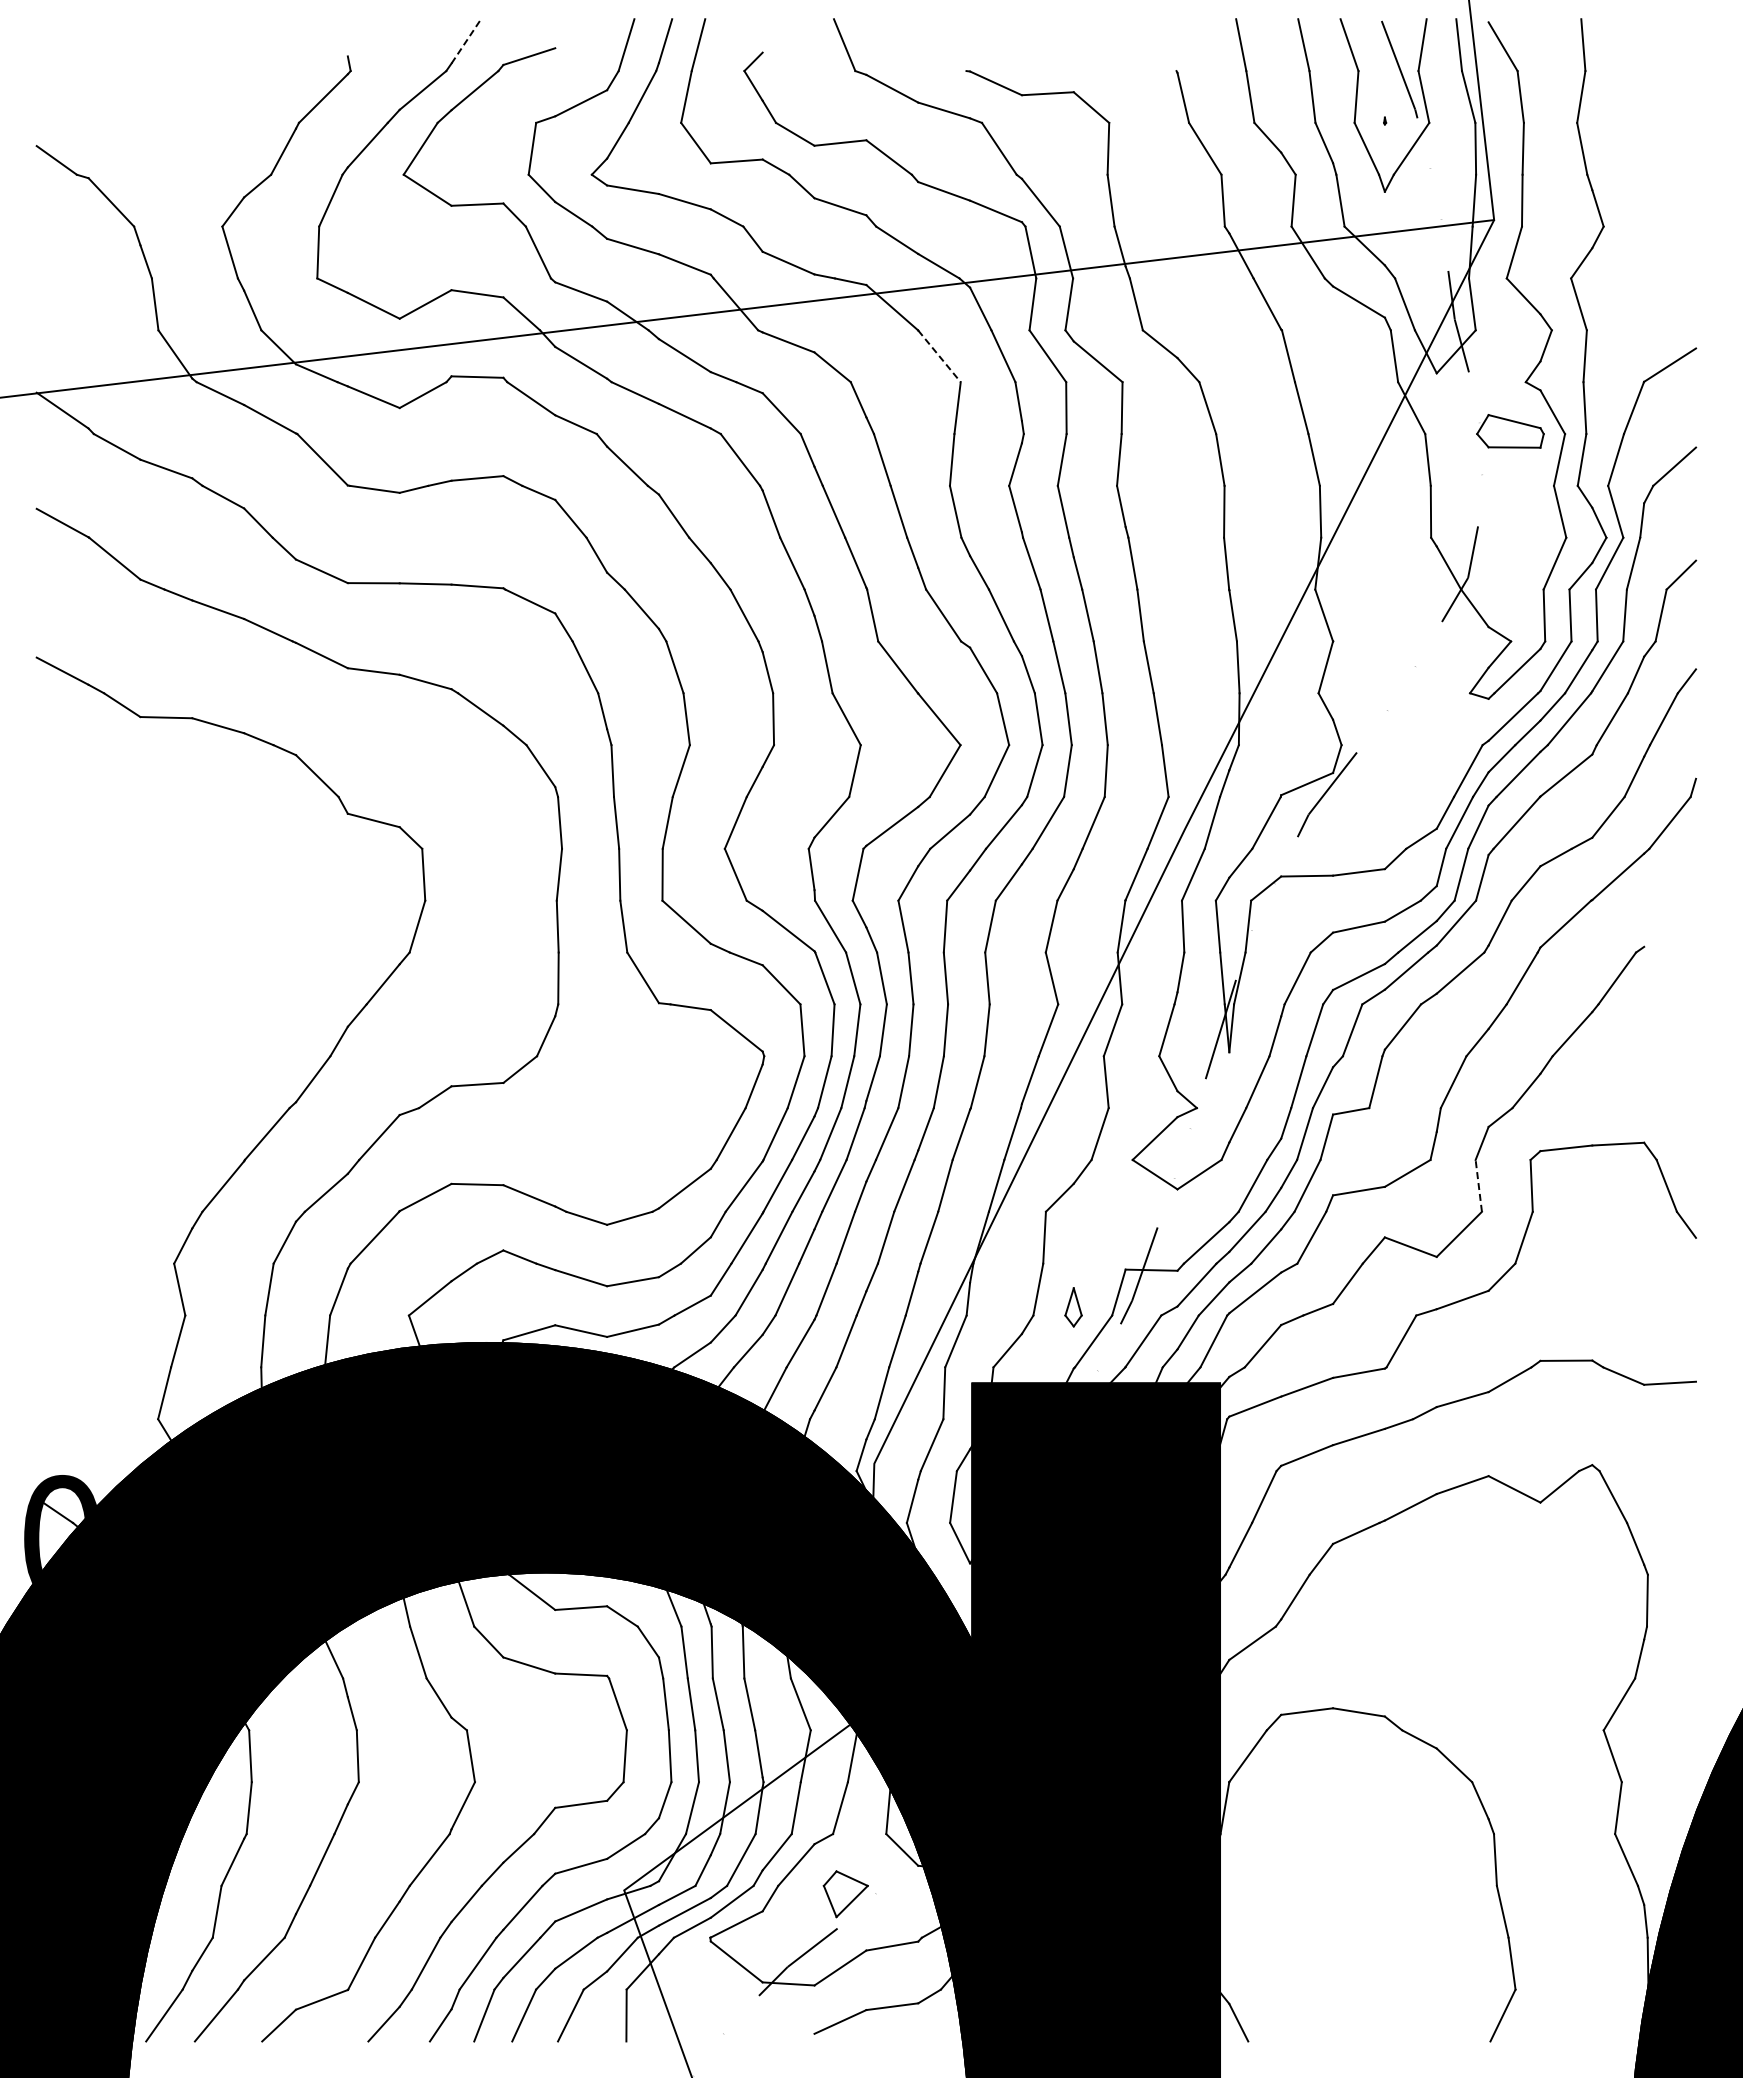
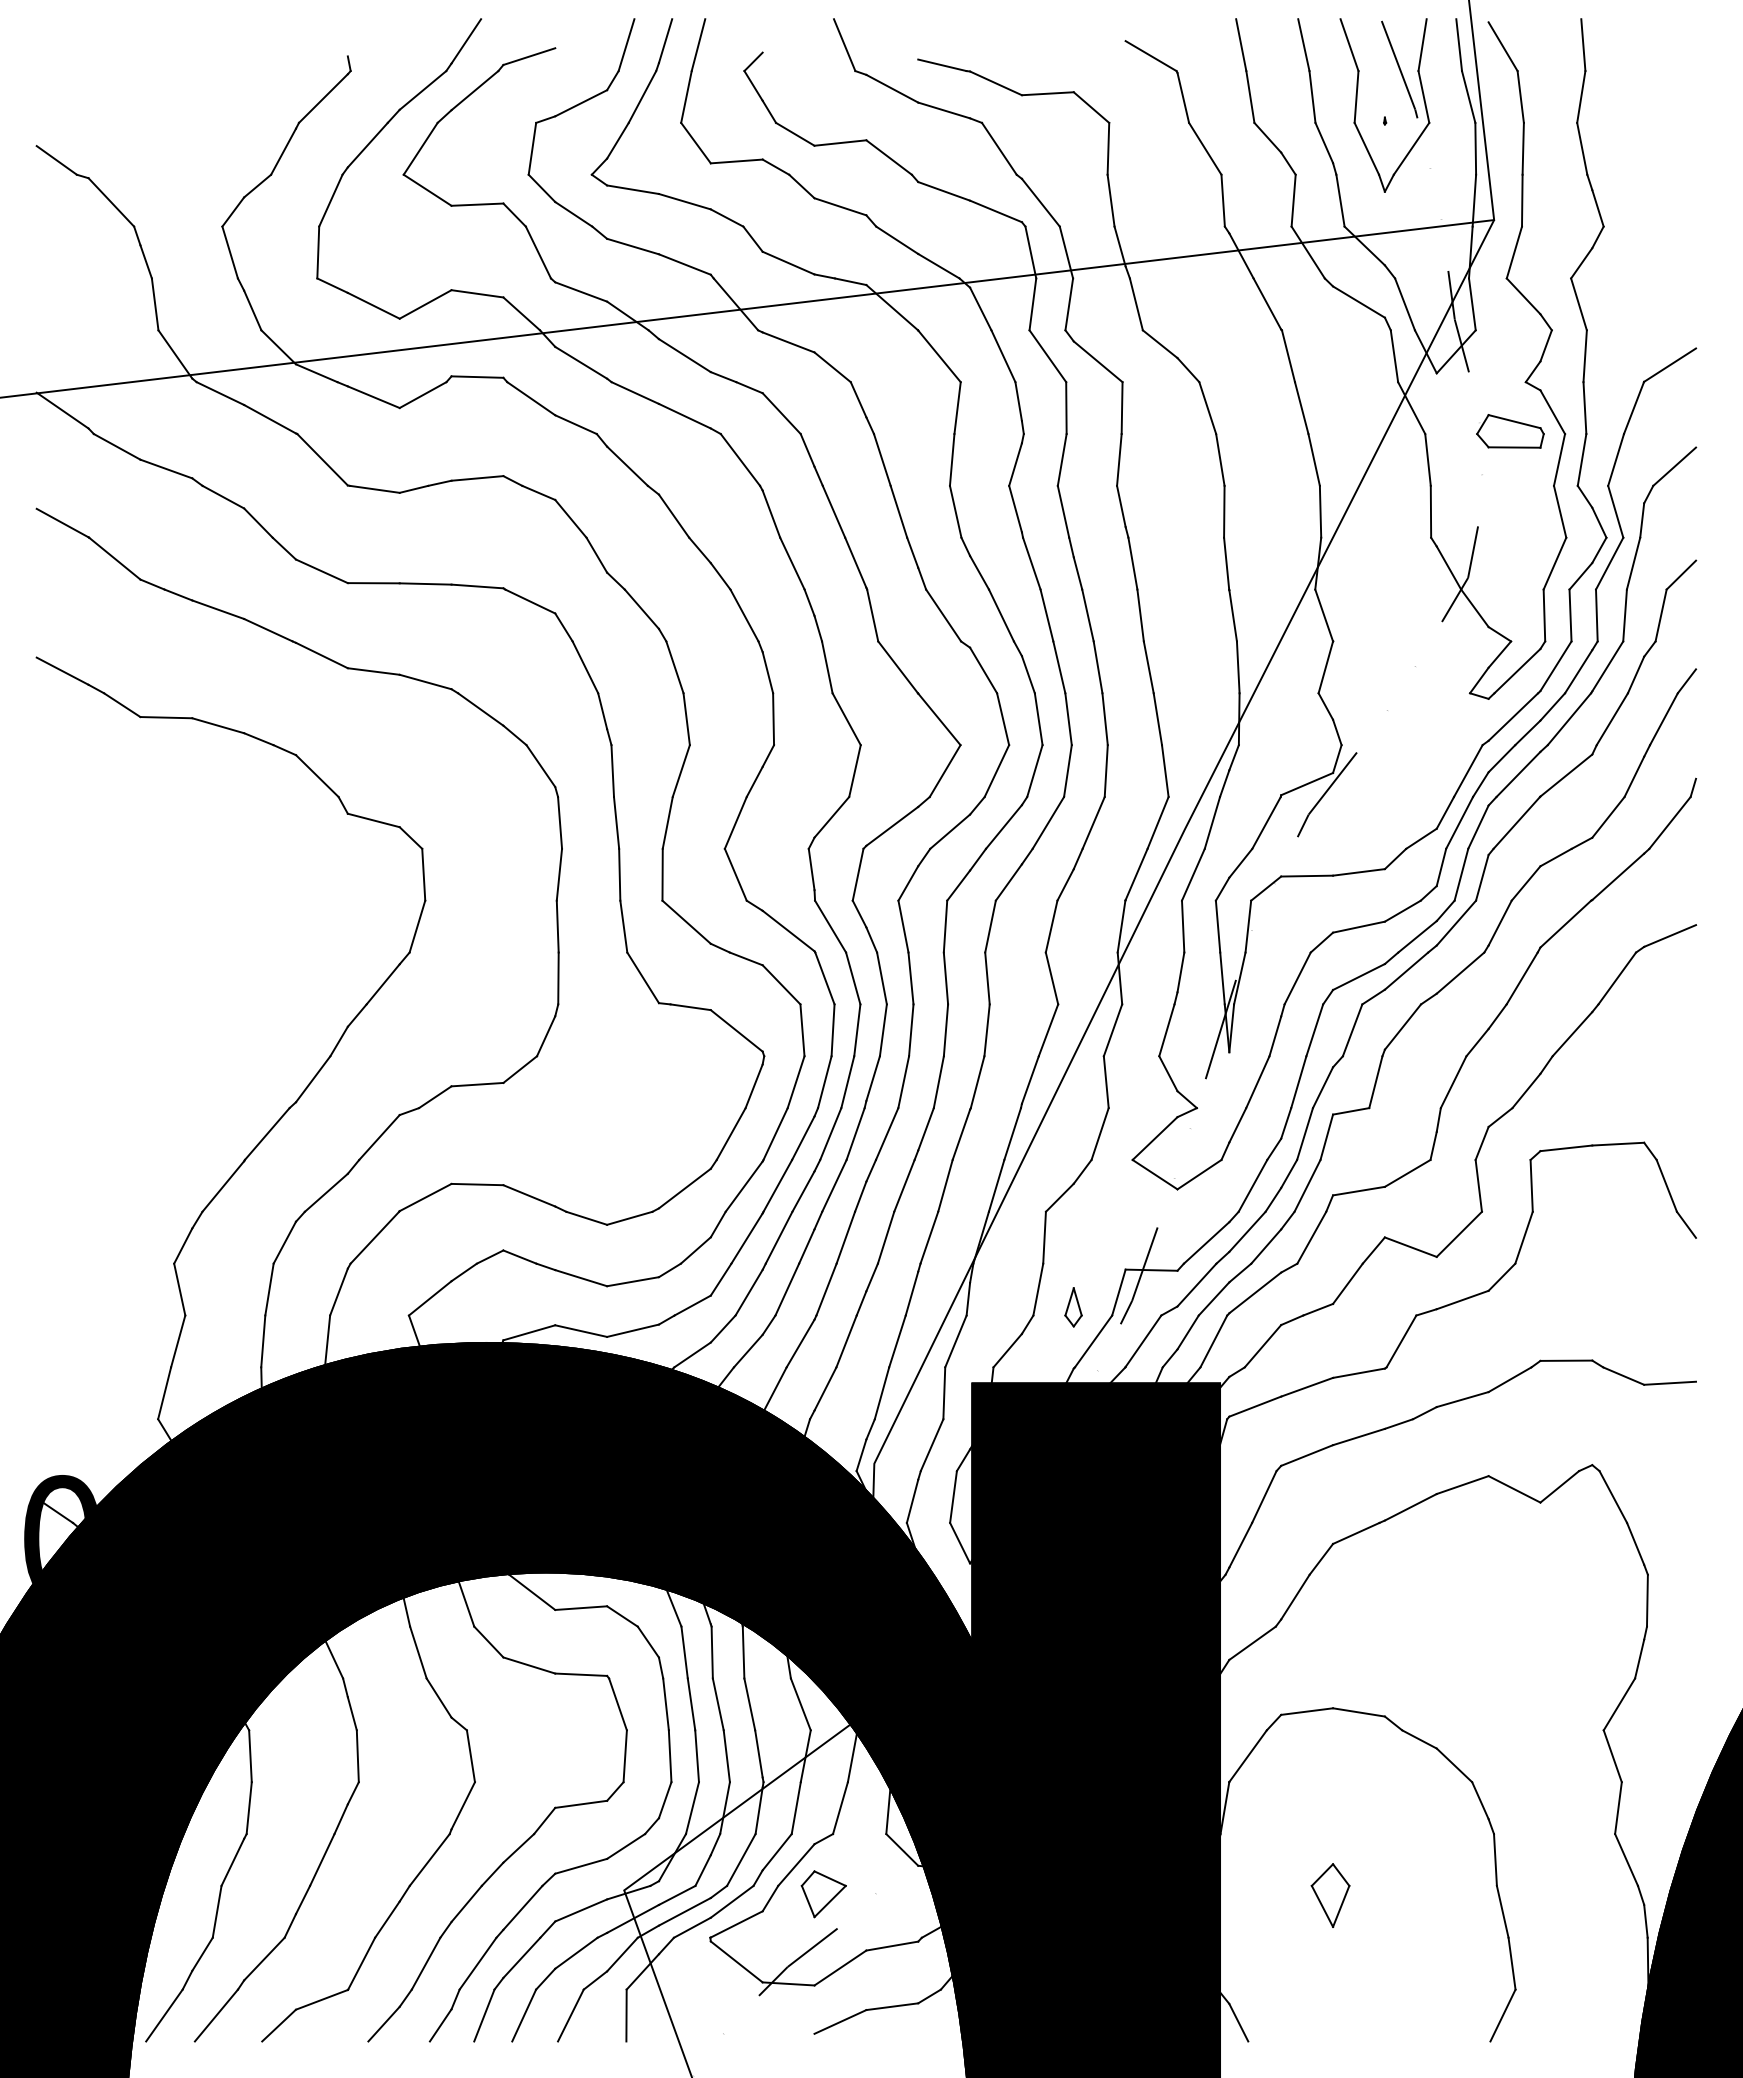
line: dashed -> solid (466, 41)
line: none -> present (1150, 56)
line: none -> present (942, 65)
line: dashed -> solid (939, 356)
line: none -> present (1670, 935)
line: dashed -> solid (1478, 1185)
part position: (845, 1894) -> (823, 1894) (823, 1894)
part: none -> present (1330, 1895)
